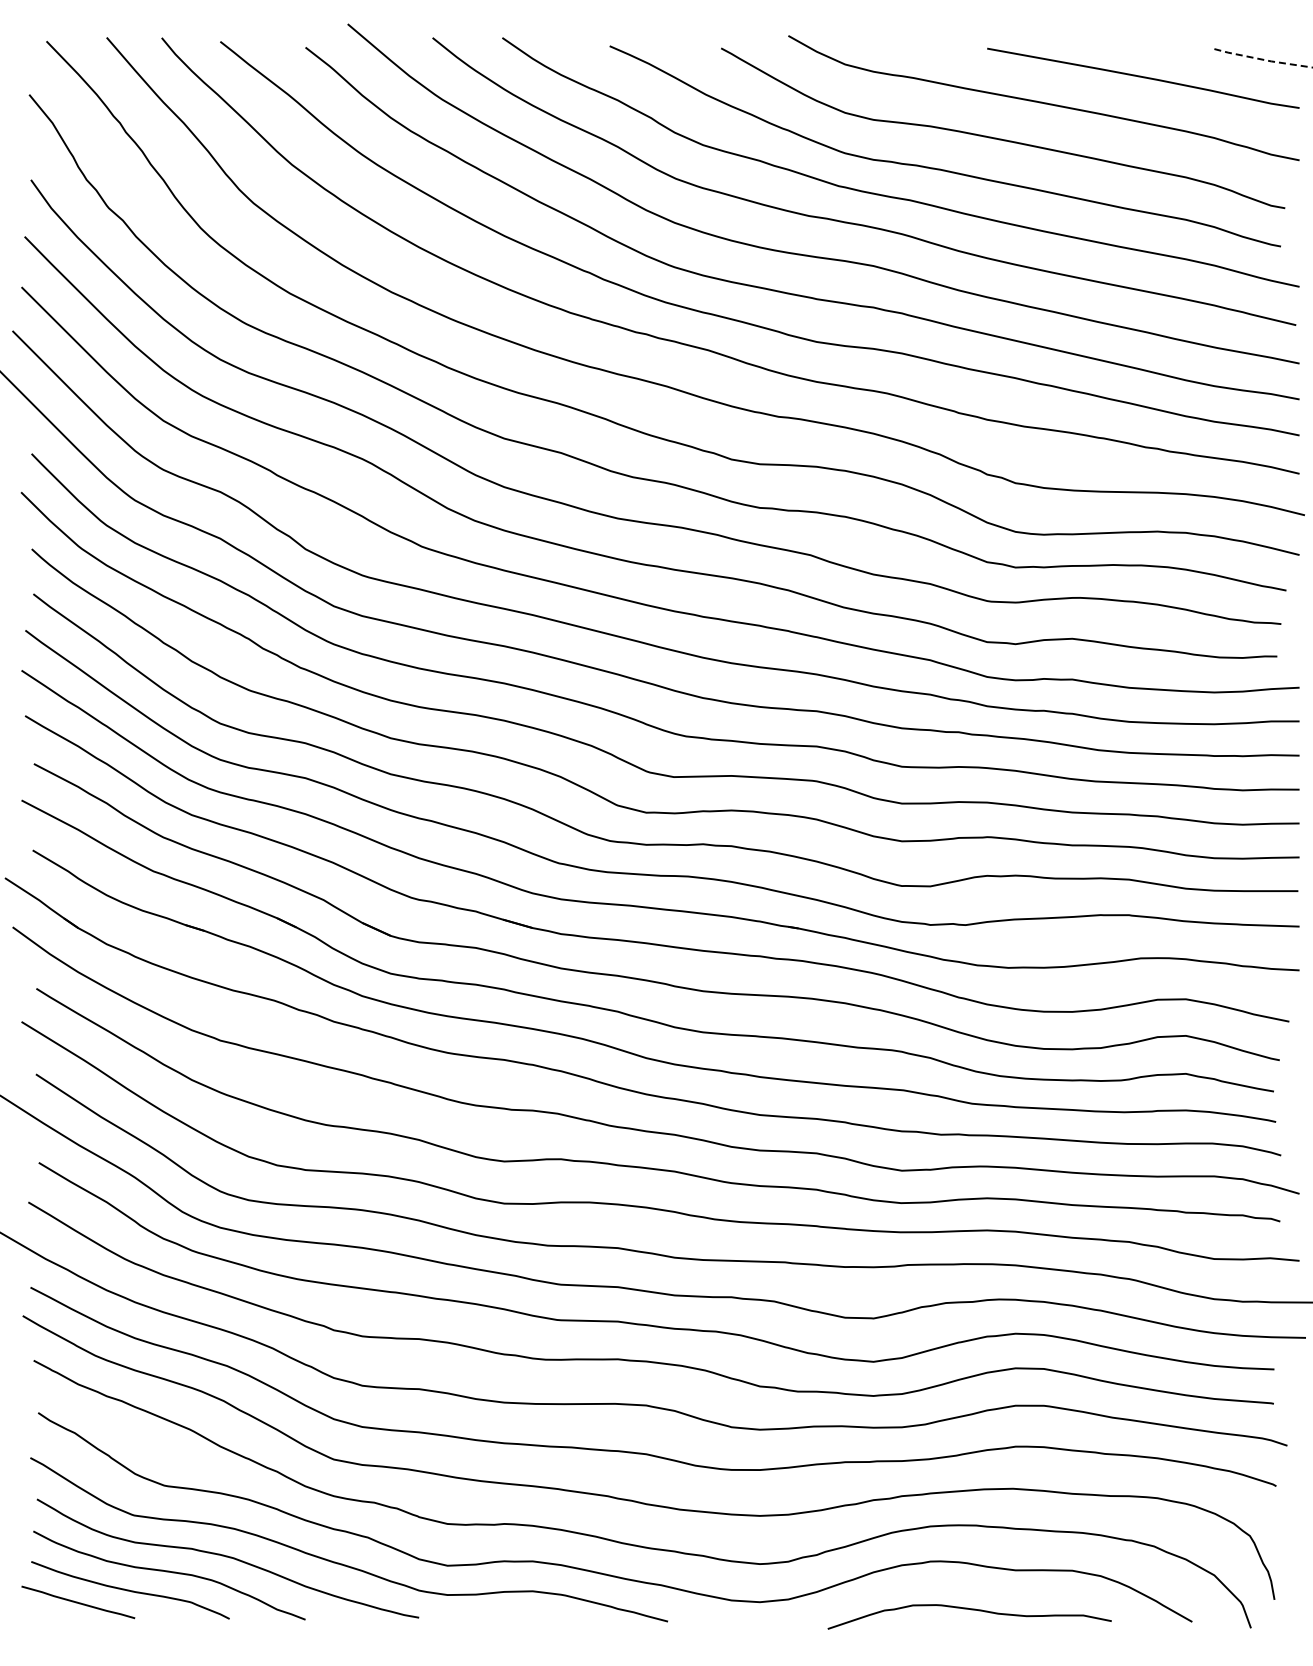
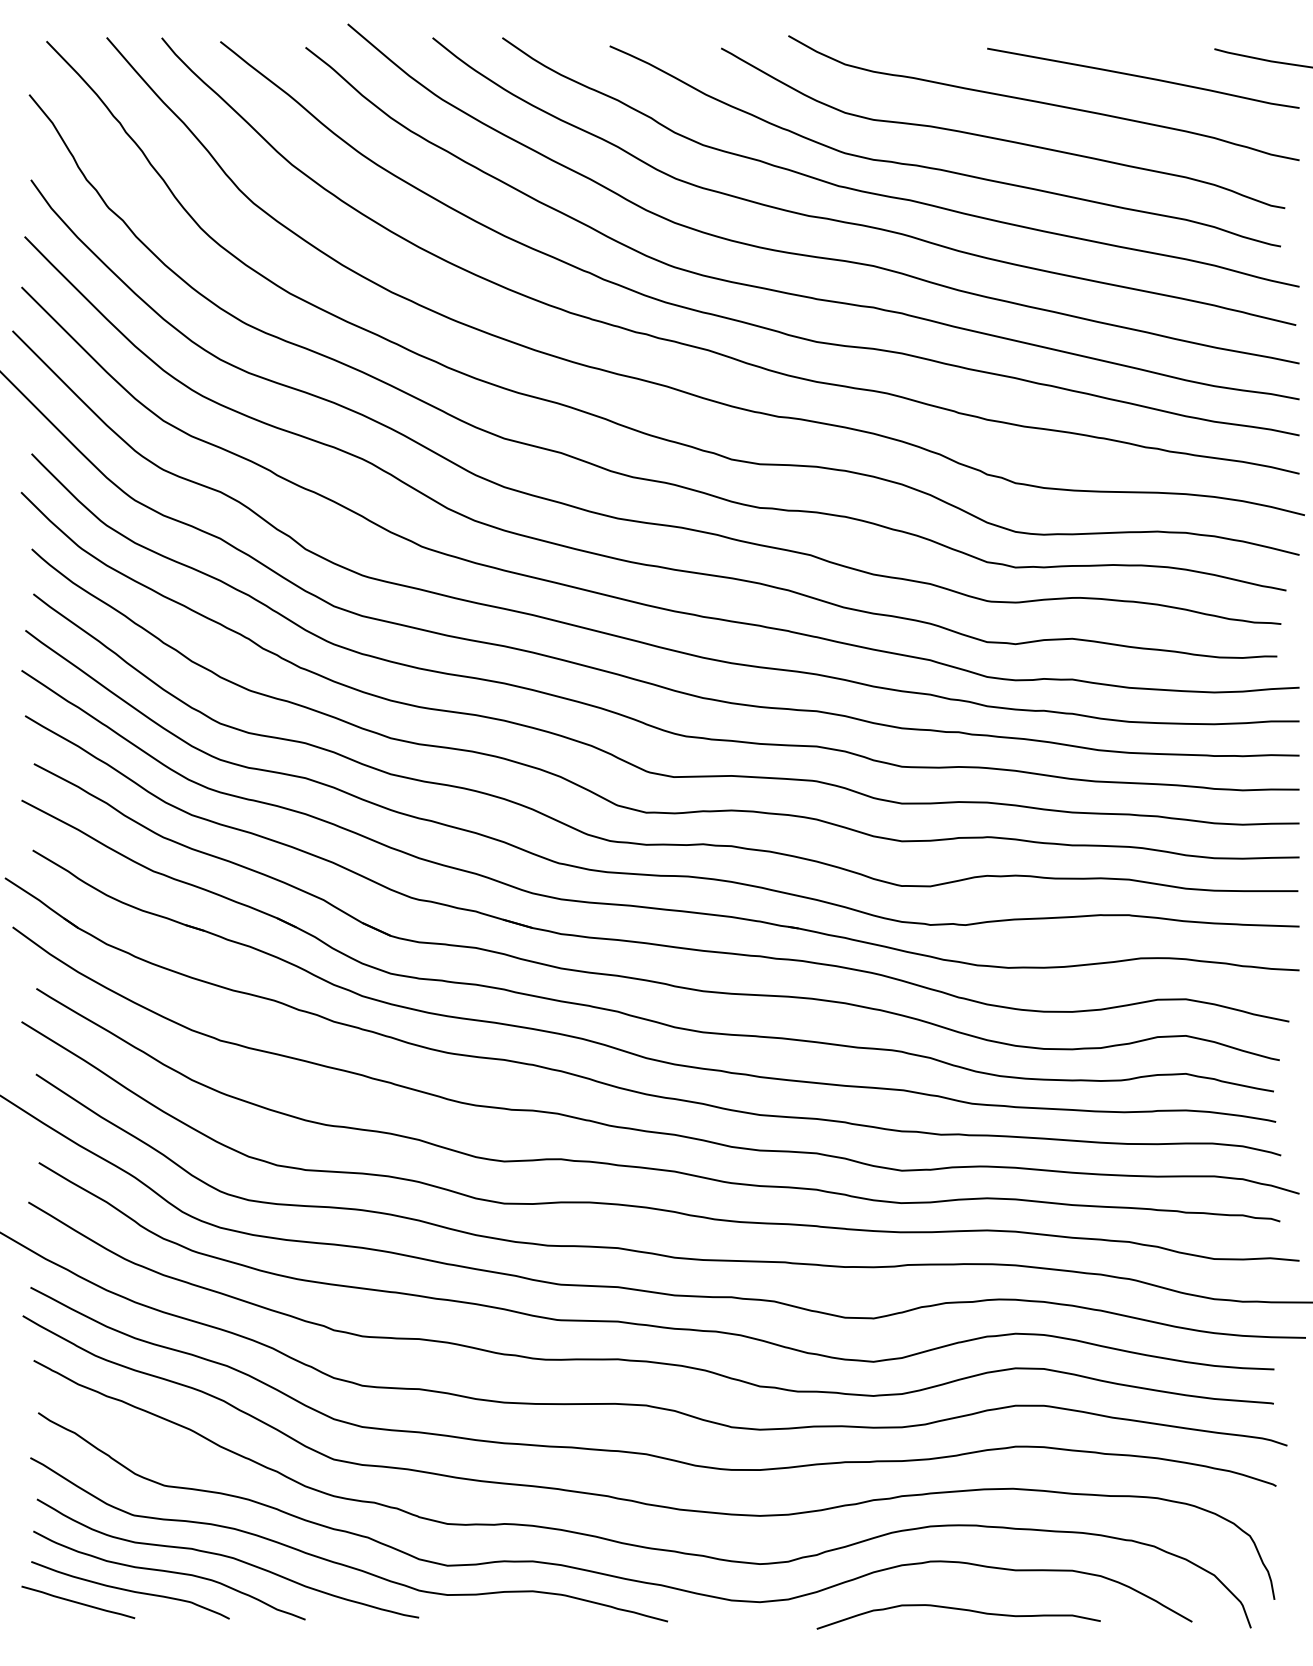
line: dashed -> solid (1262, 59)
curve position: (971, 1610) -> (960, 1610) (960, 1610)
